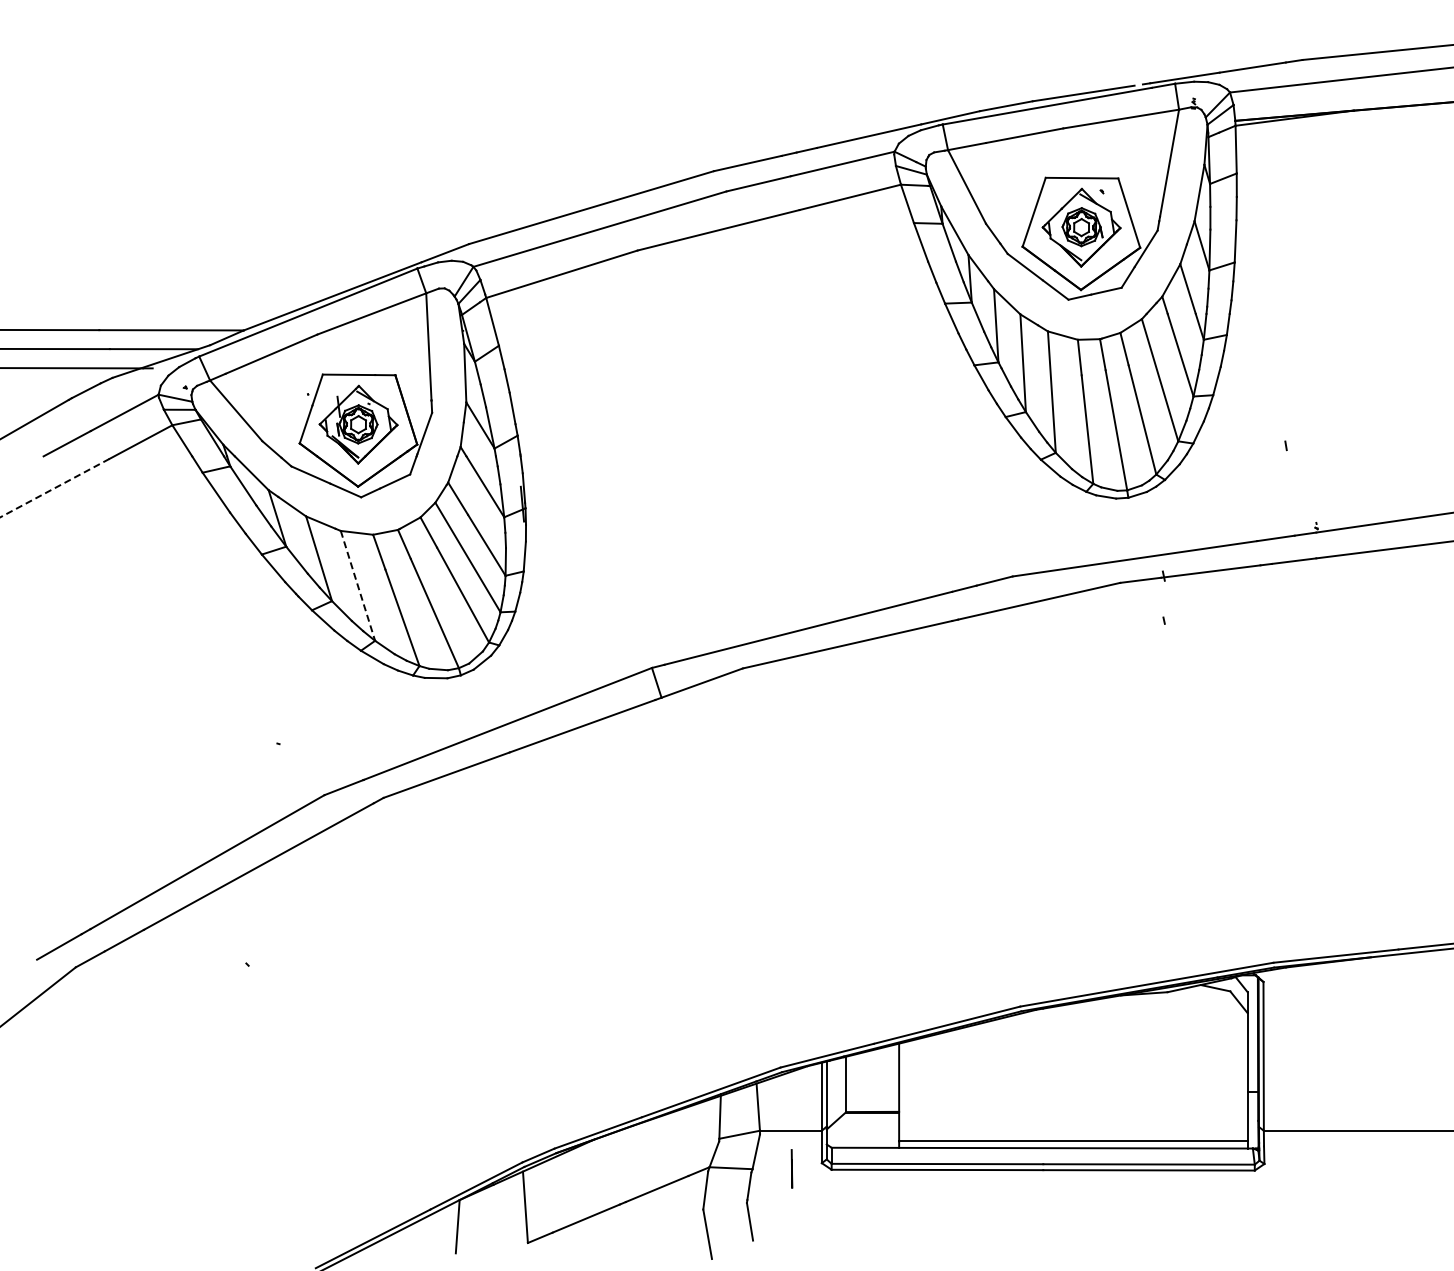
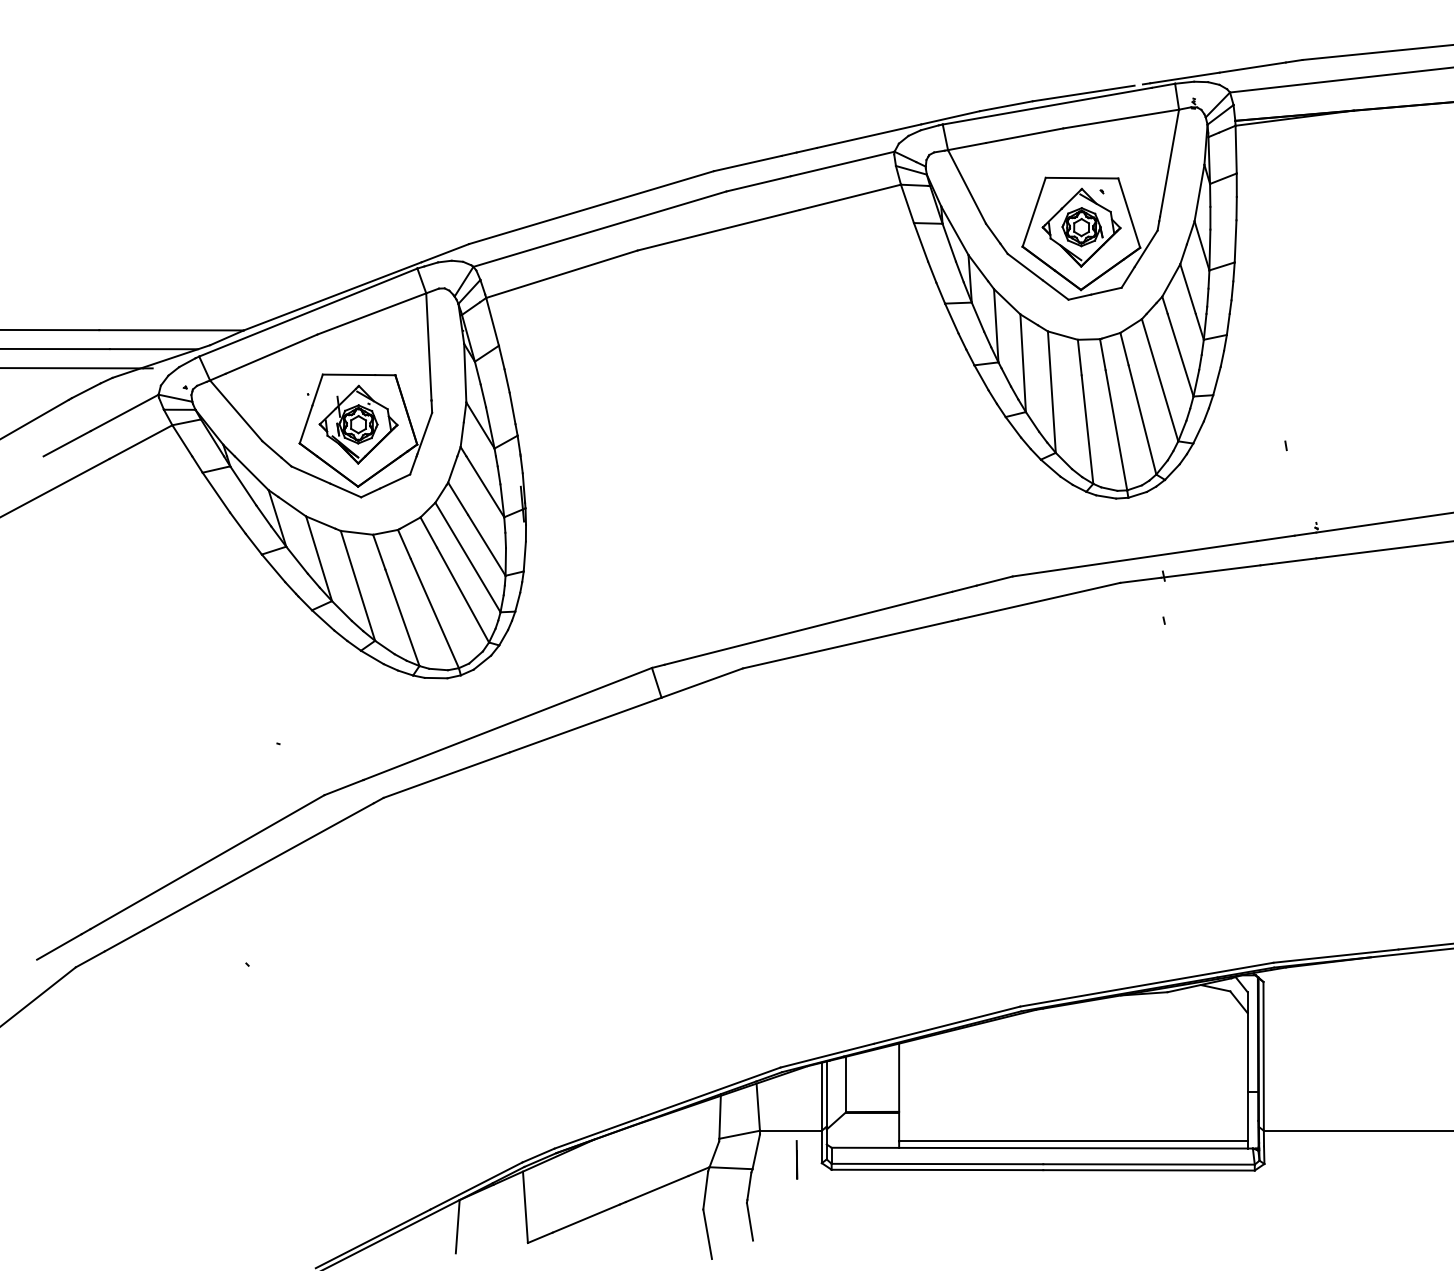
line: dashed -> solid (54, 488)
line: dashed -> solid (357, 585)
line position: (791, 1168) -> (796, 1159) (796, 1159)
